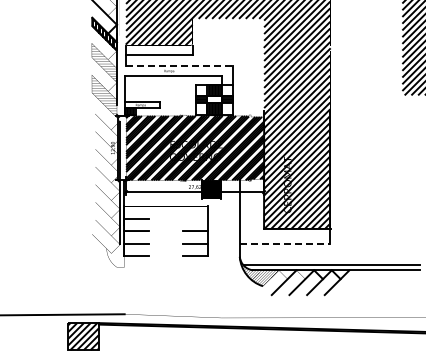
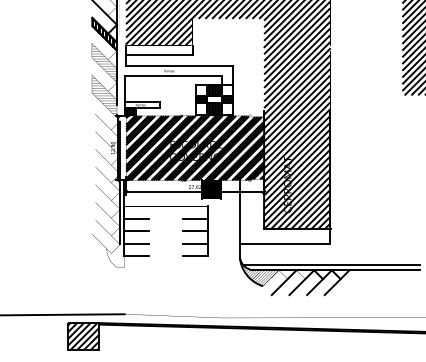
line: dashed -> solid (180, 65)
line: none -> present (194, 218)
line: dashed -> solid (285, 244)
